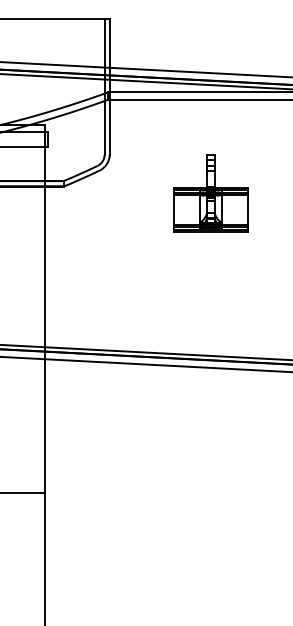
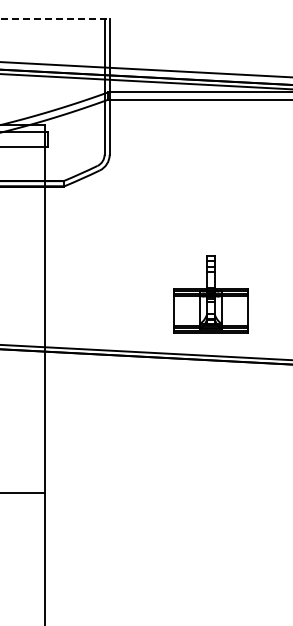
line: solid -> dashed (55, 18)
part position: (210, 193) -> (210, 294) (210, 294)
line: present -> none (145, 364)
